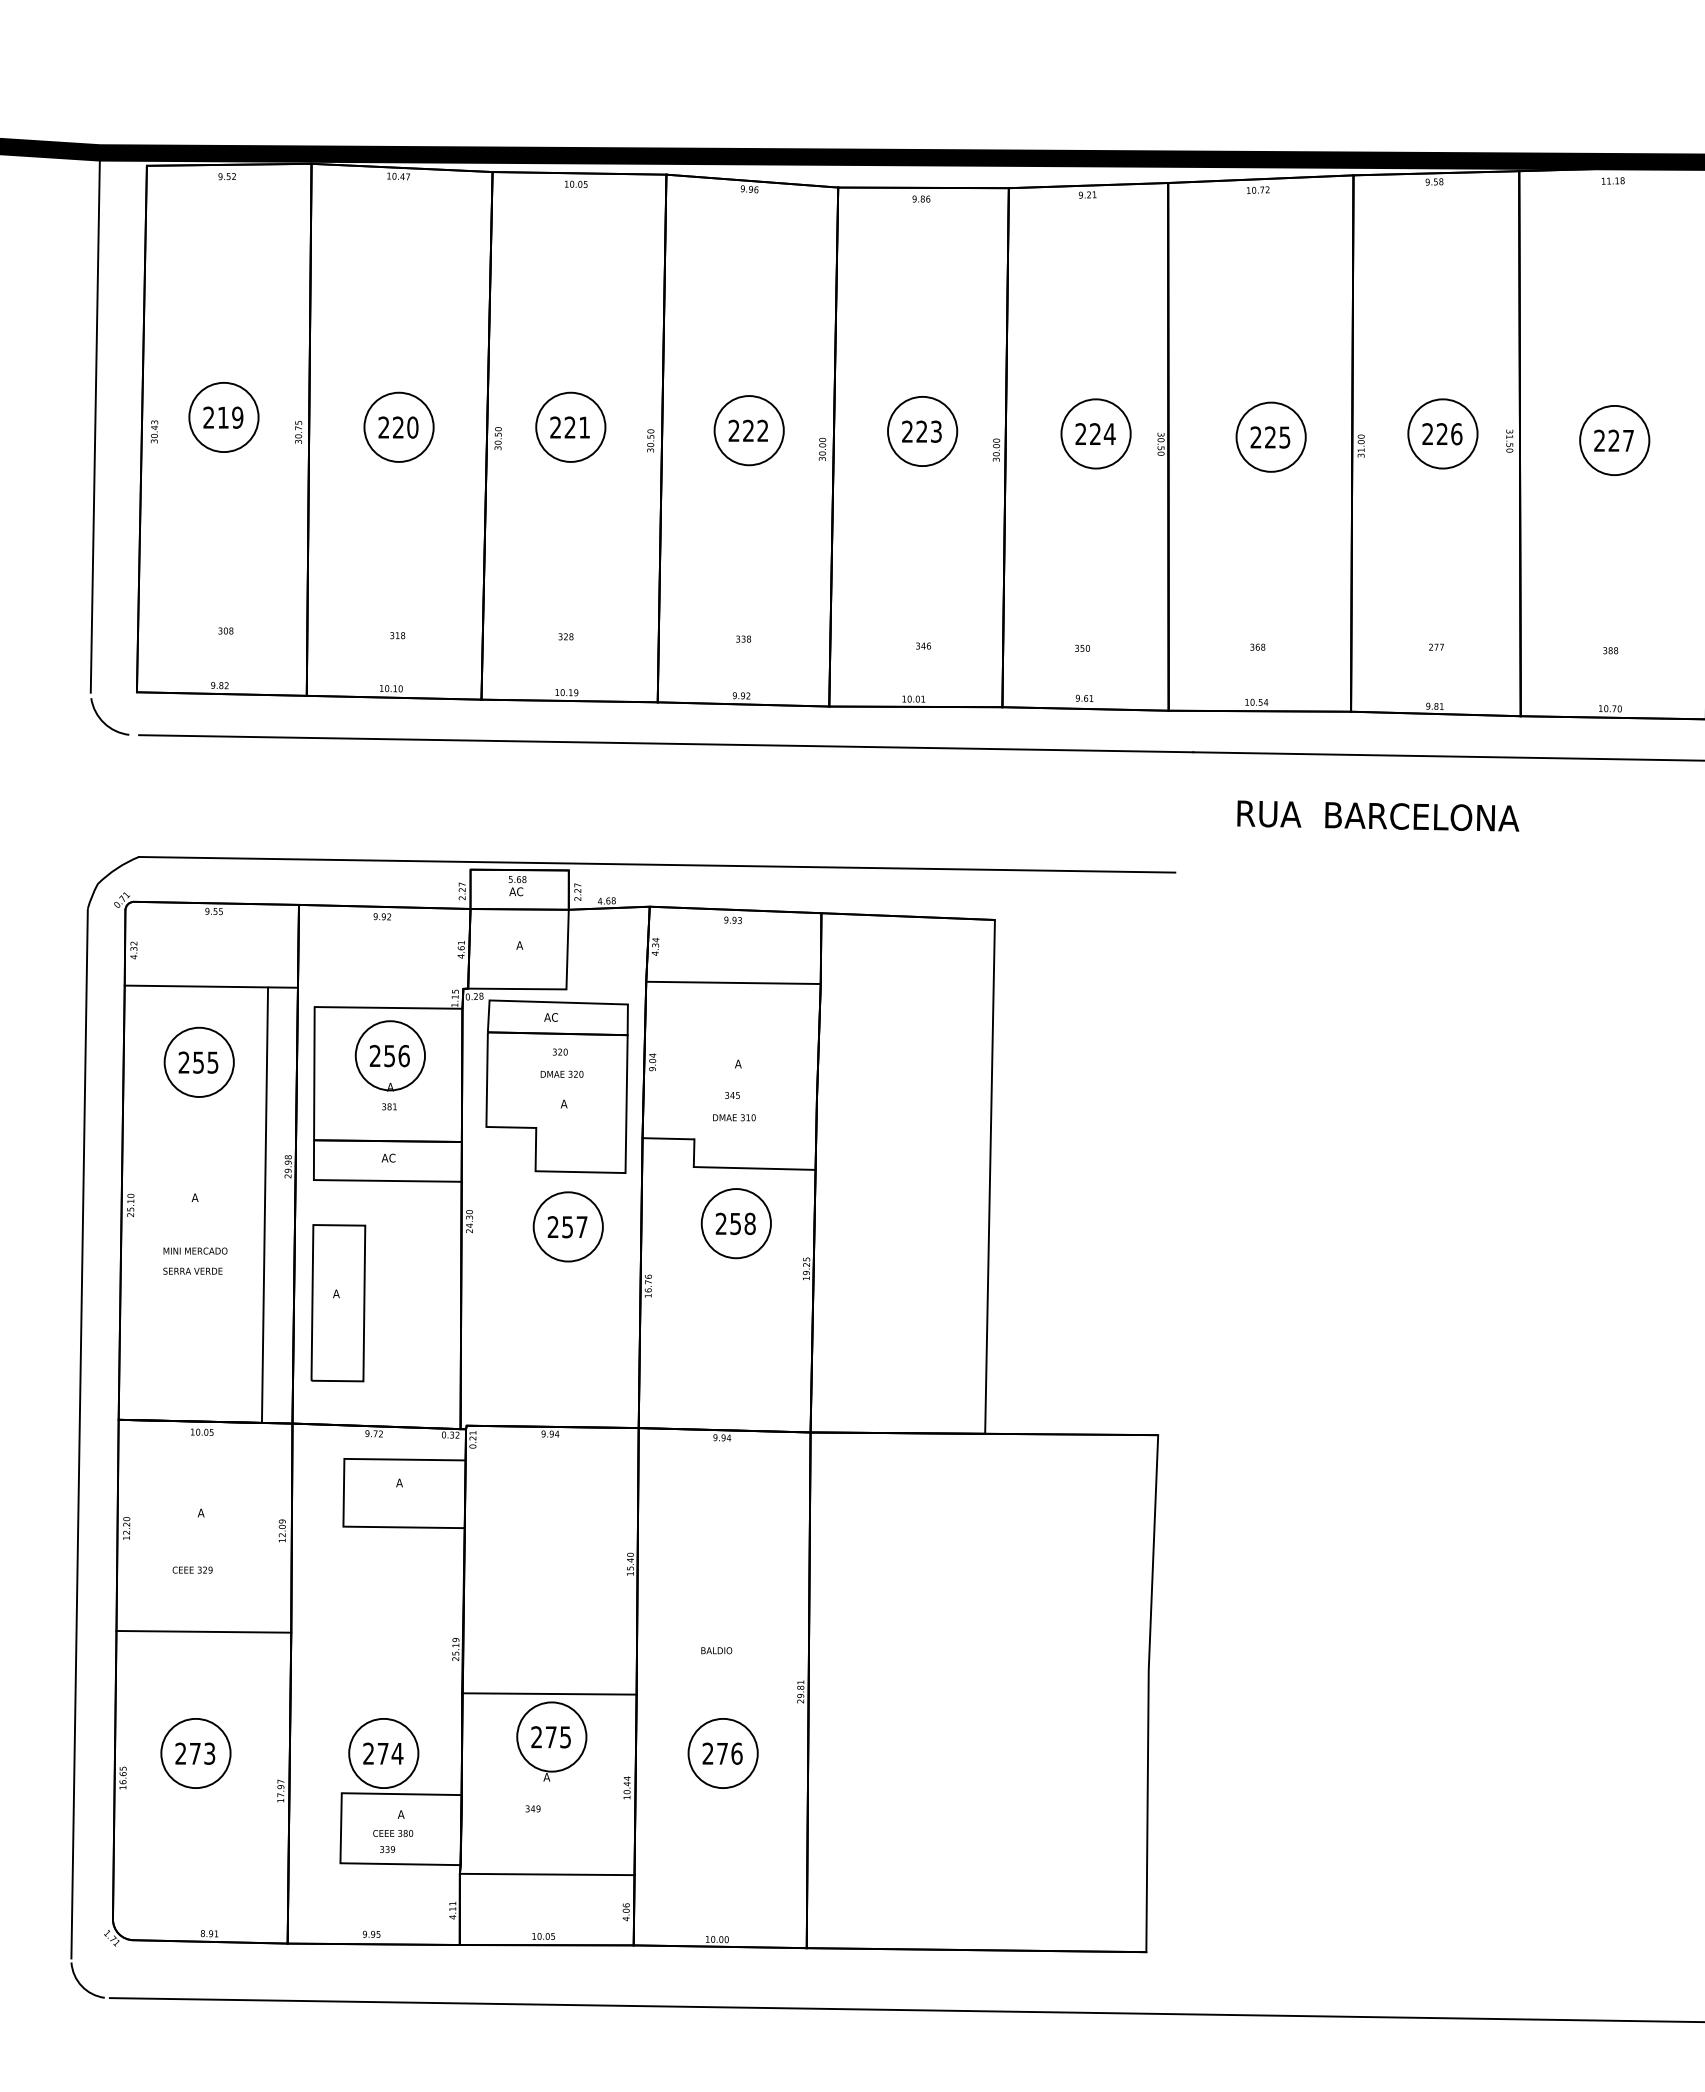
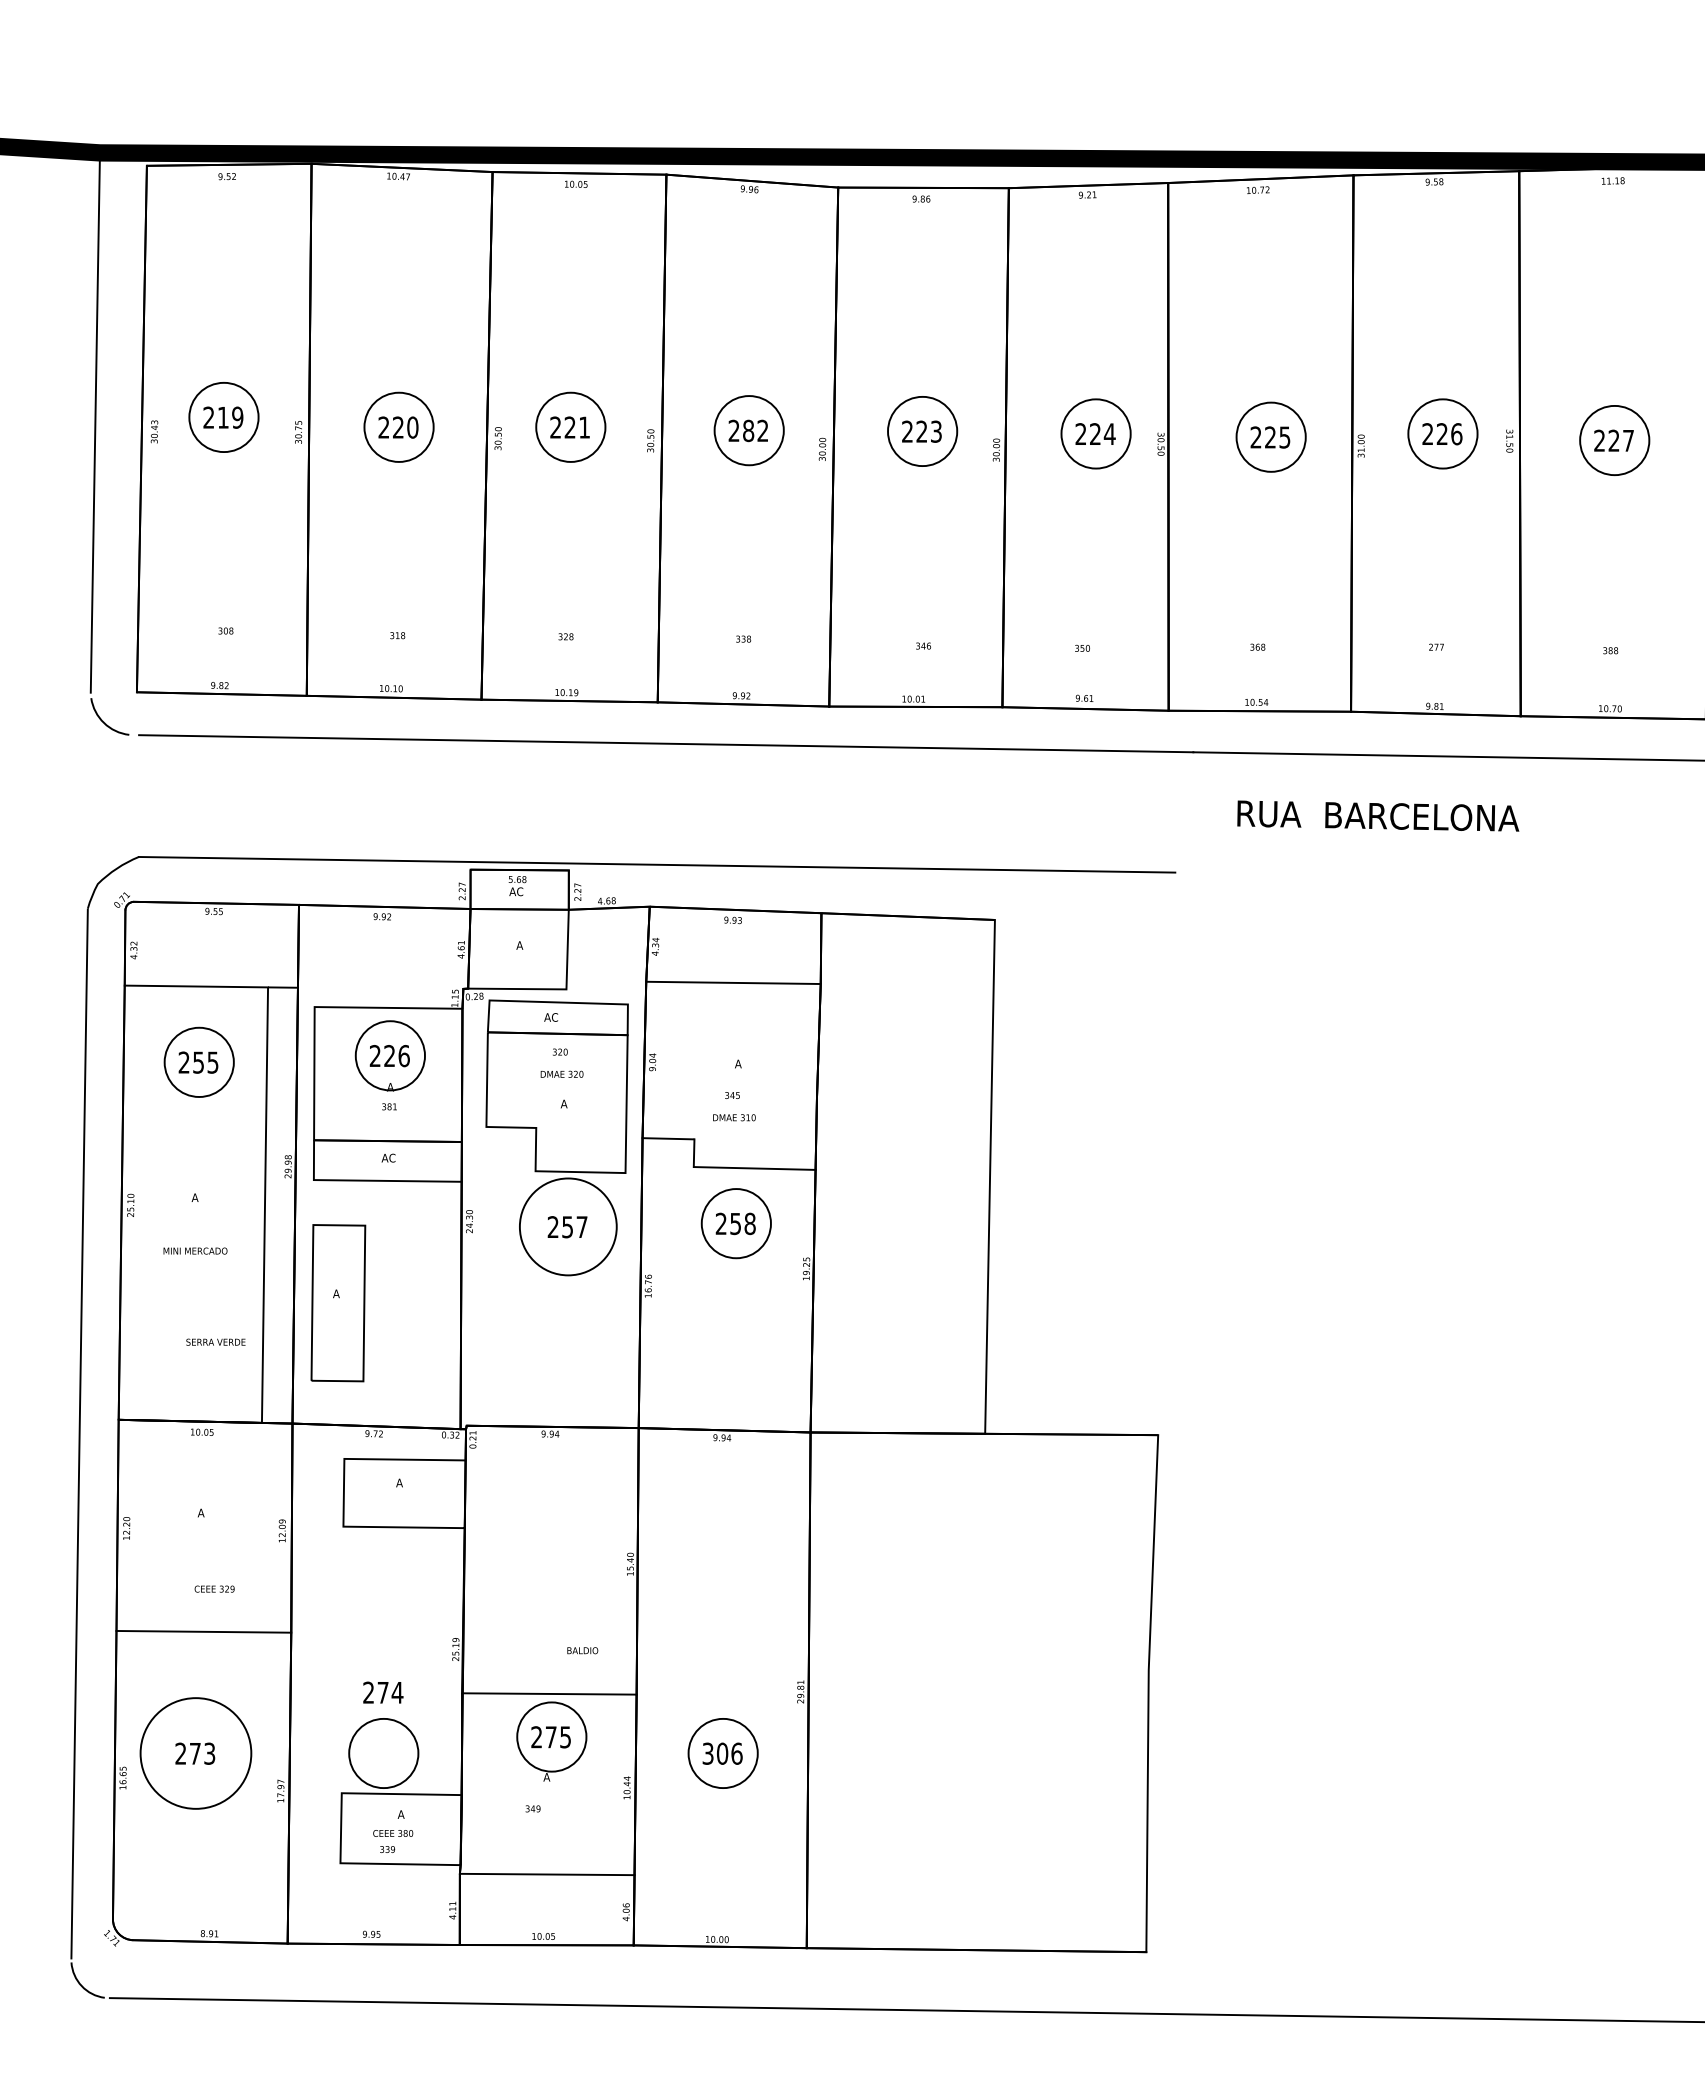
text: 222 -> 282 (748, 430)
text: 256 -> 226 (389, 1056)
circle diameter: 69 px -> 97 px (567, 1226)
text position: (192, 1270) -> (215, 1341) (215, 1341)
text position: (192, 1569) -> (214, 1588) (214, 1588)
text position: (716, 1650) -> (582, 1650) (582, 1650)
circle diameter: 69 px -> 111 px (195, 1753)
text position: (383, 1753) -> (383, 1692) (383, 1692)
text: 276 -> 306 (715, 1753)
